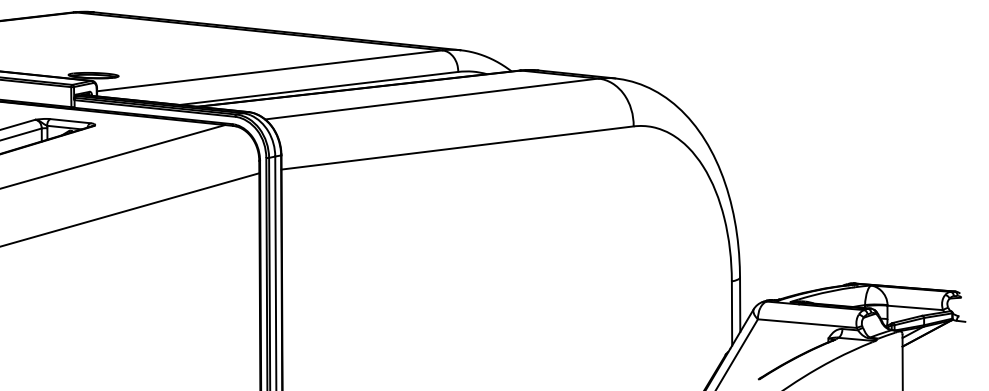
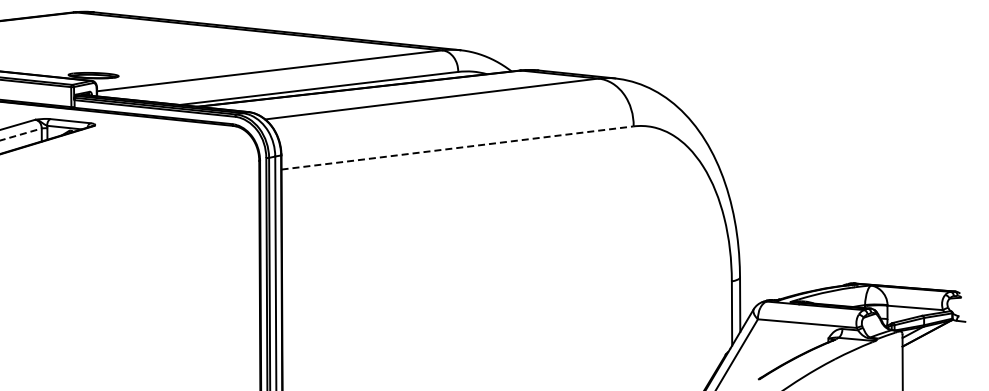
line: solid -> dashed (21, 134)
line: solid -> dashed (458, 147)
line: present -> none (113, 156)
line: present -> none (130, 209)
